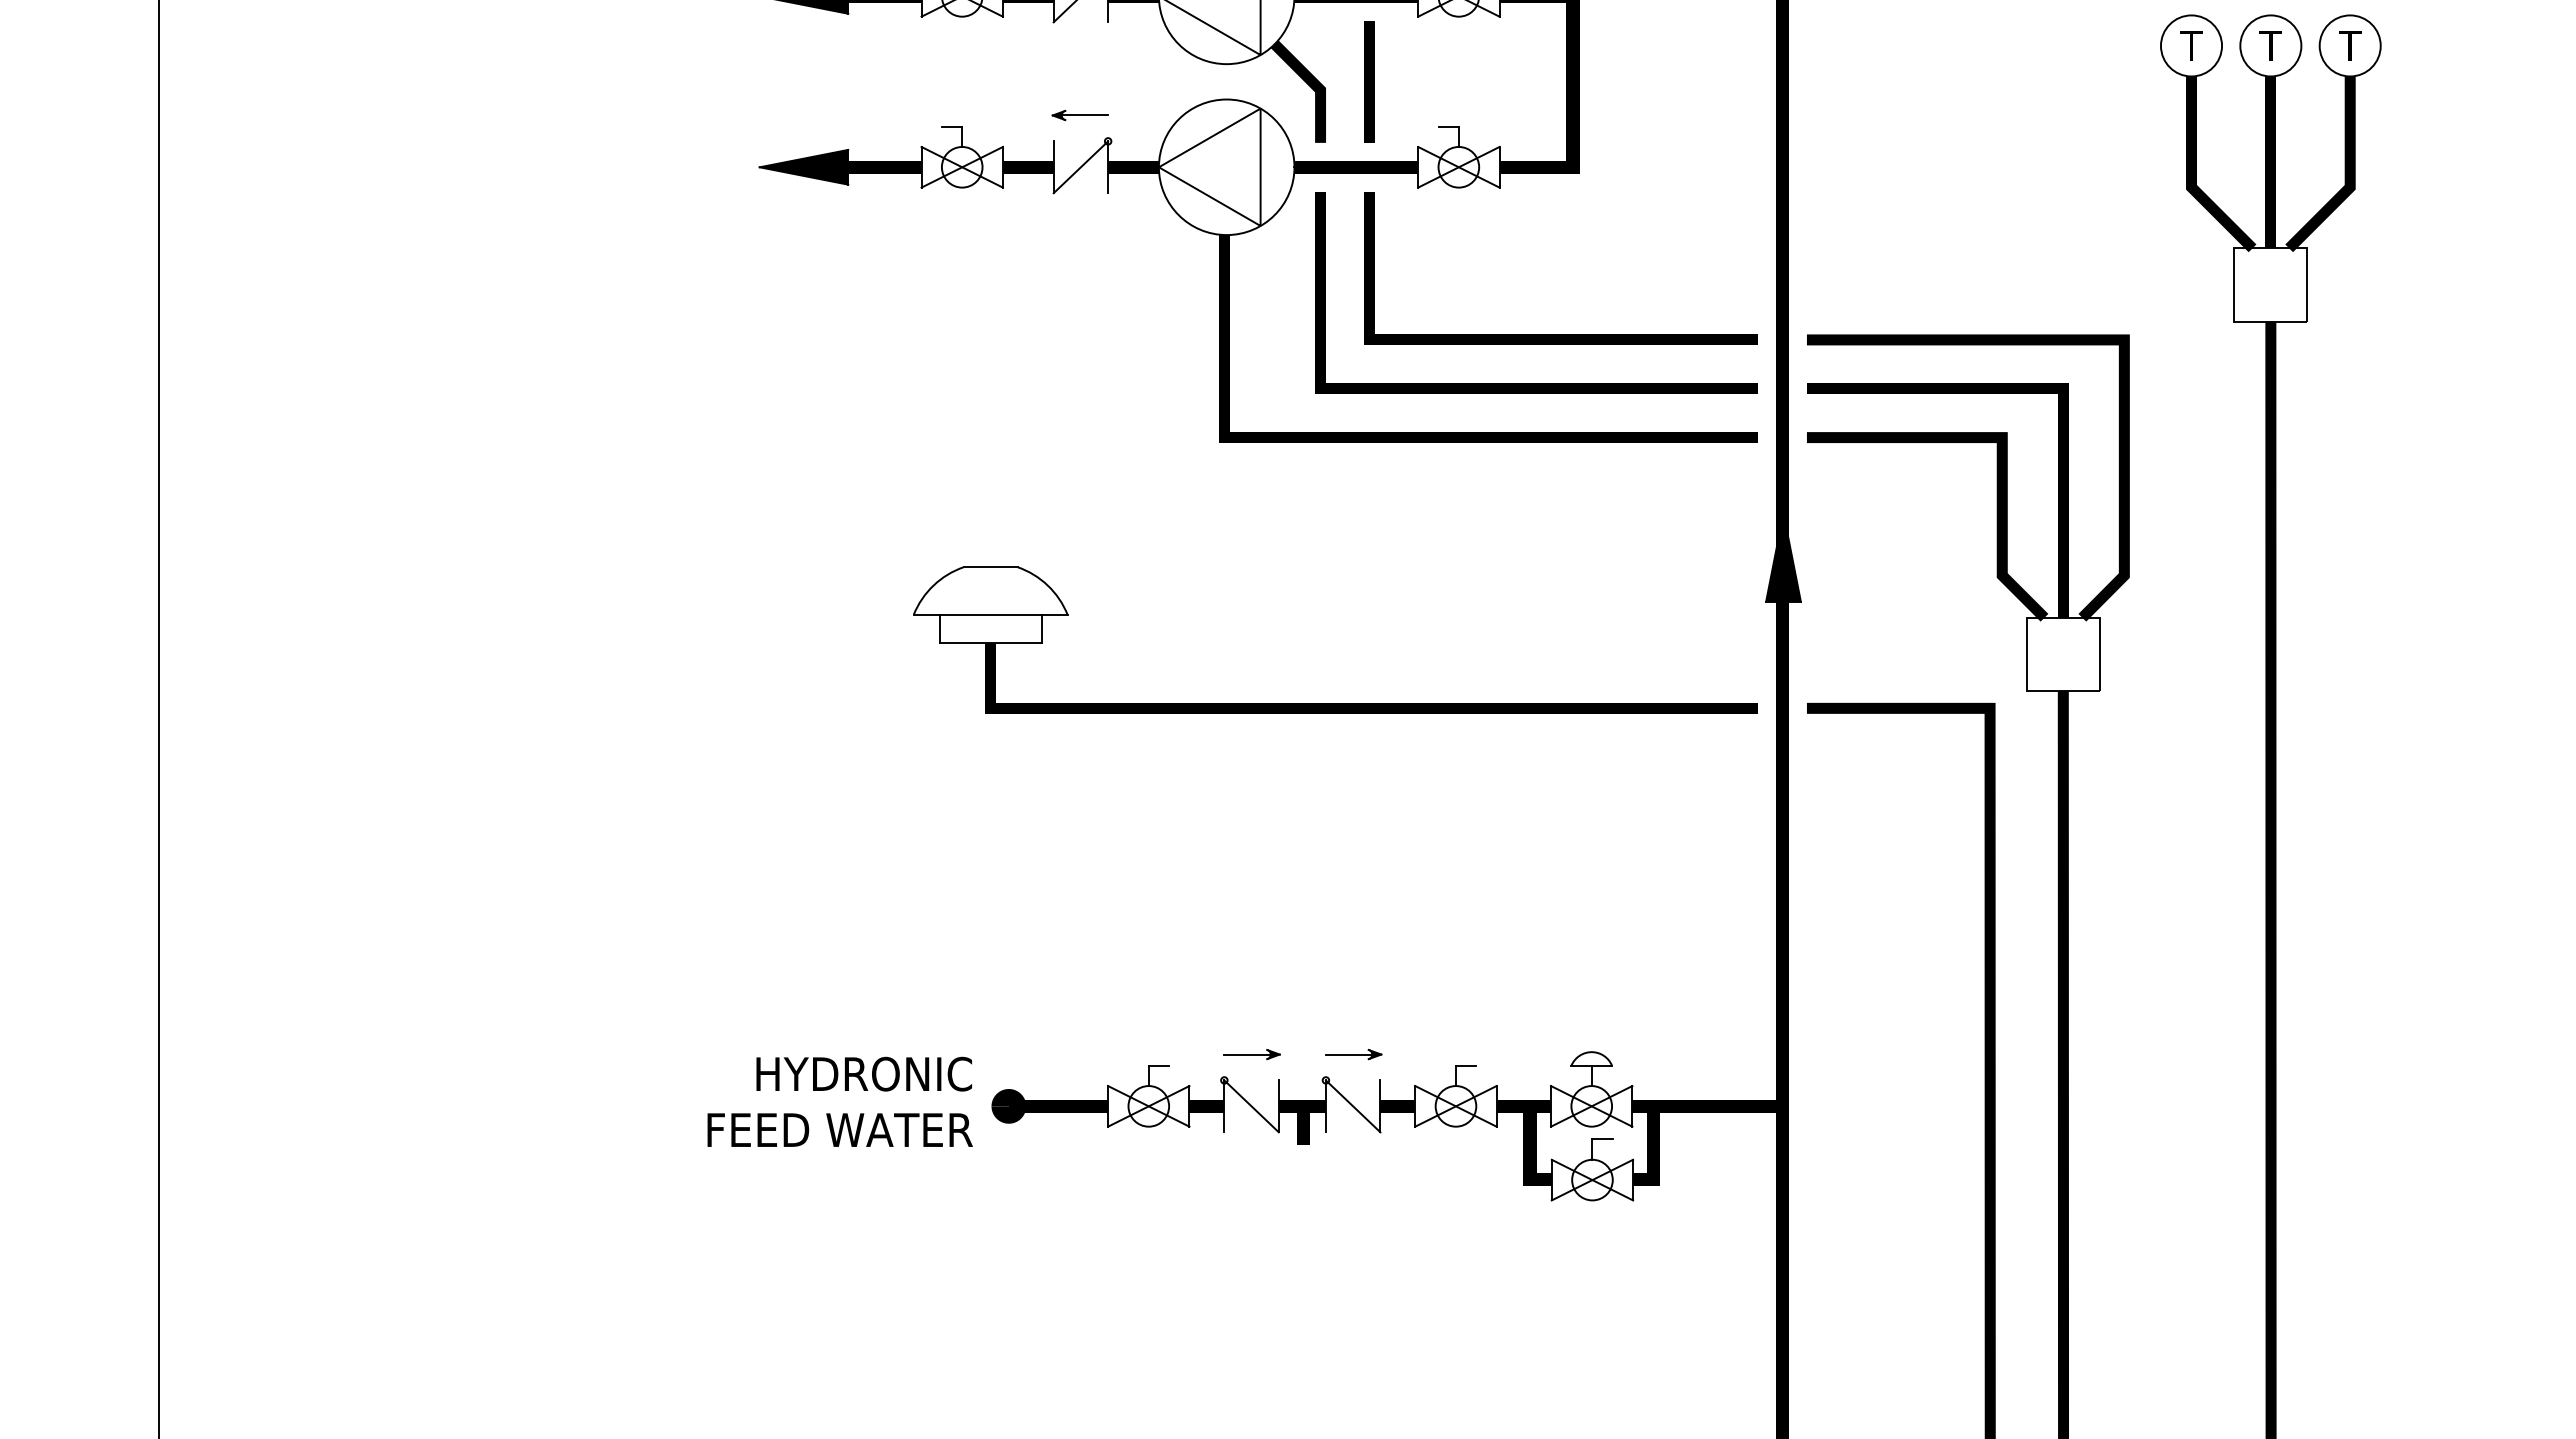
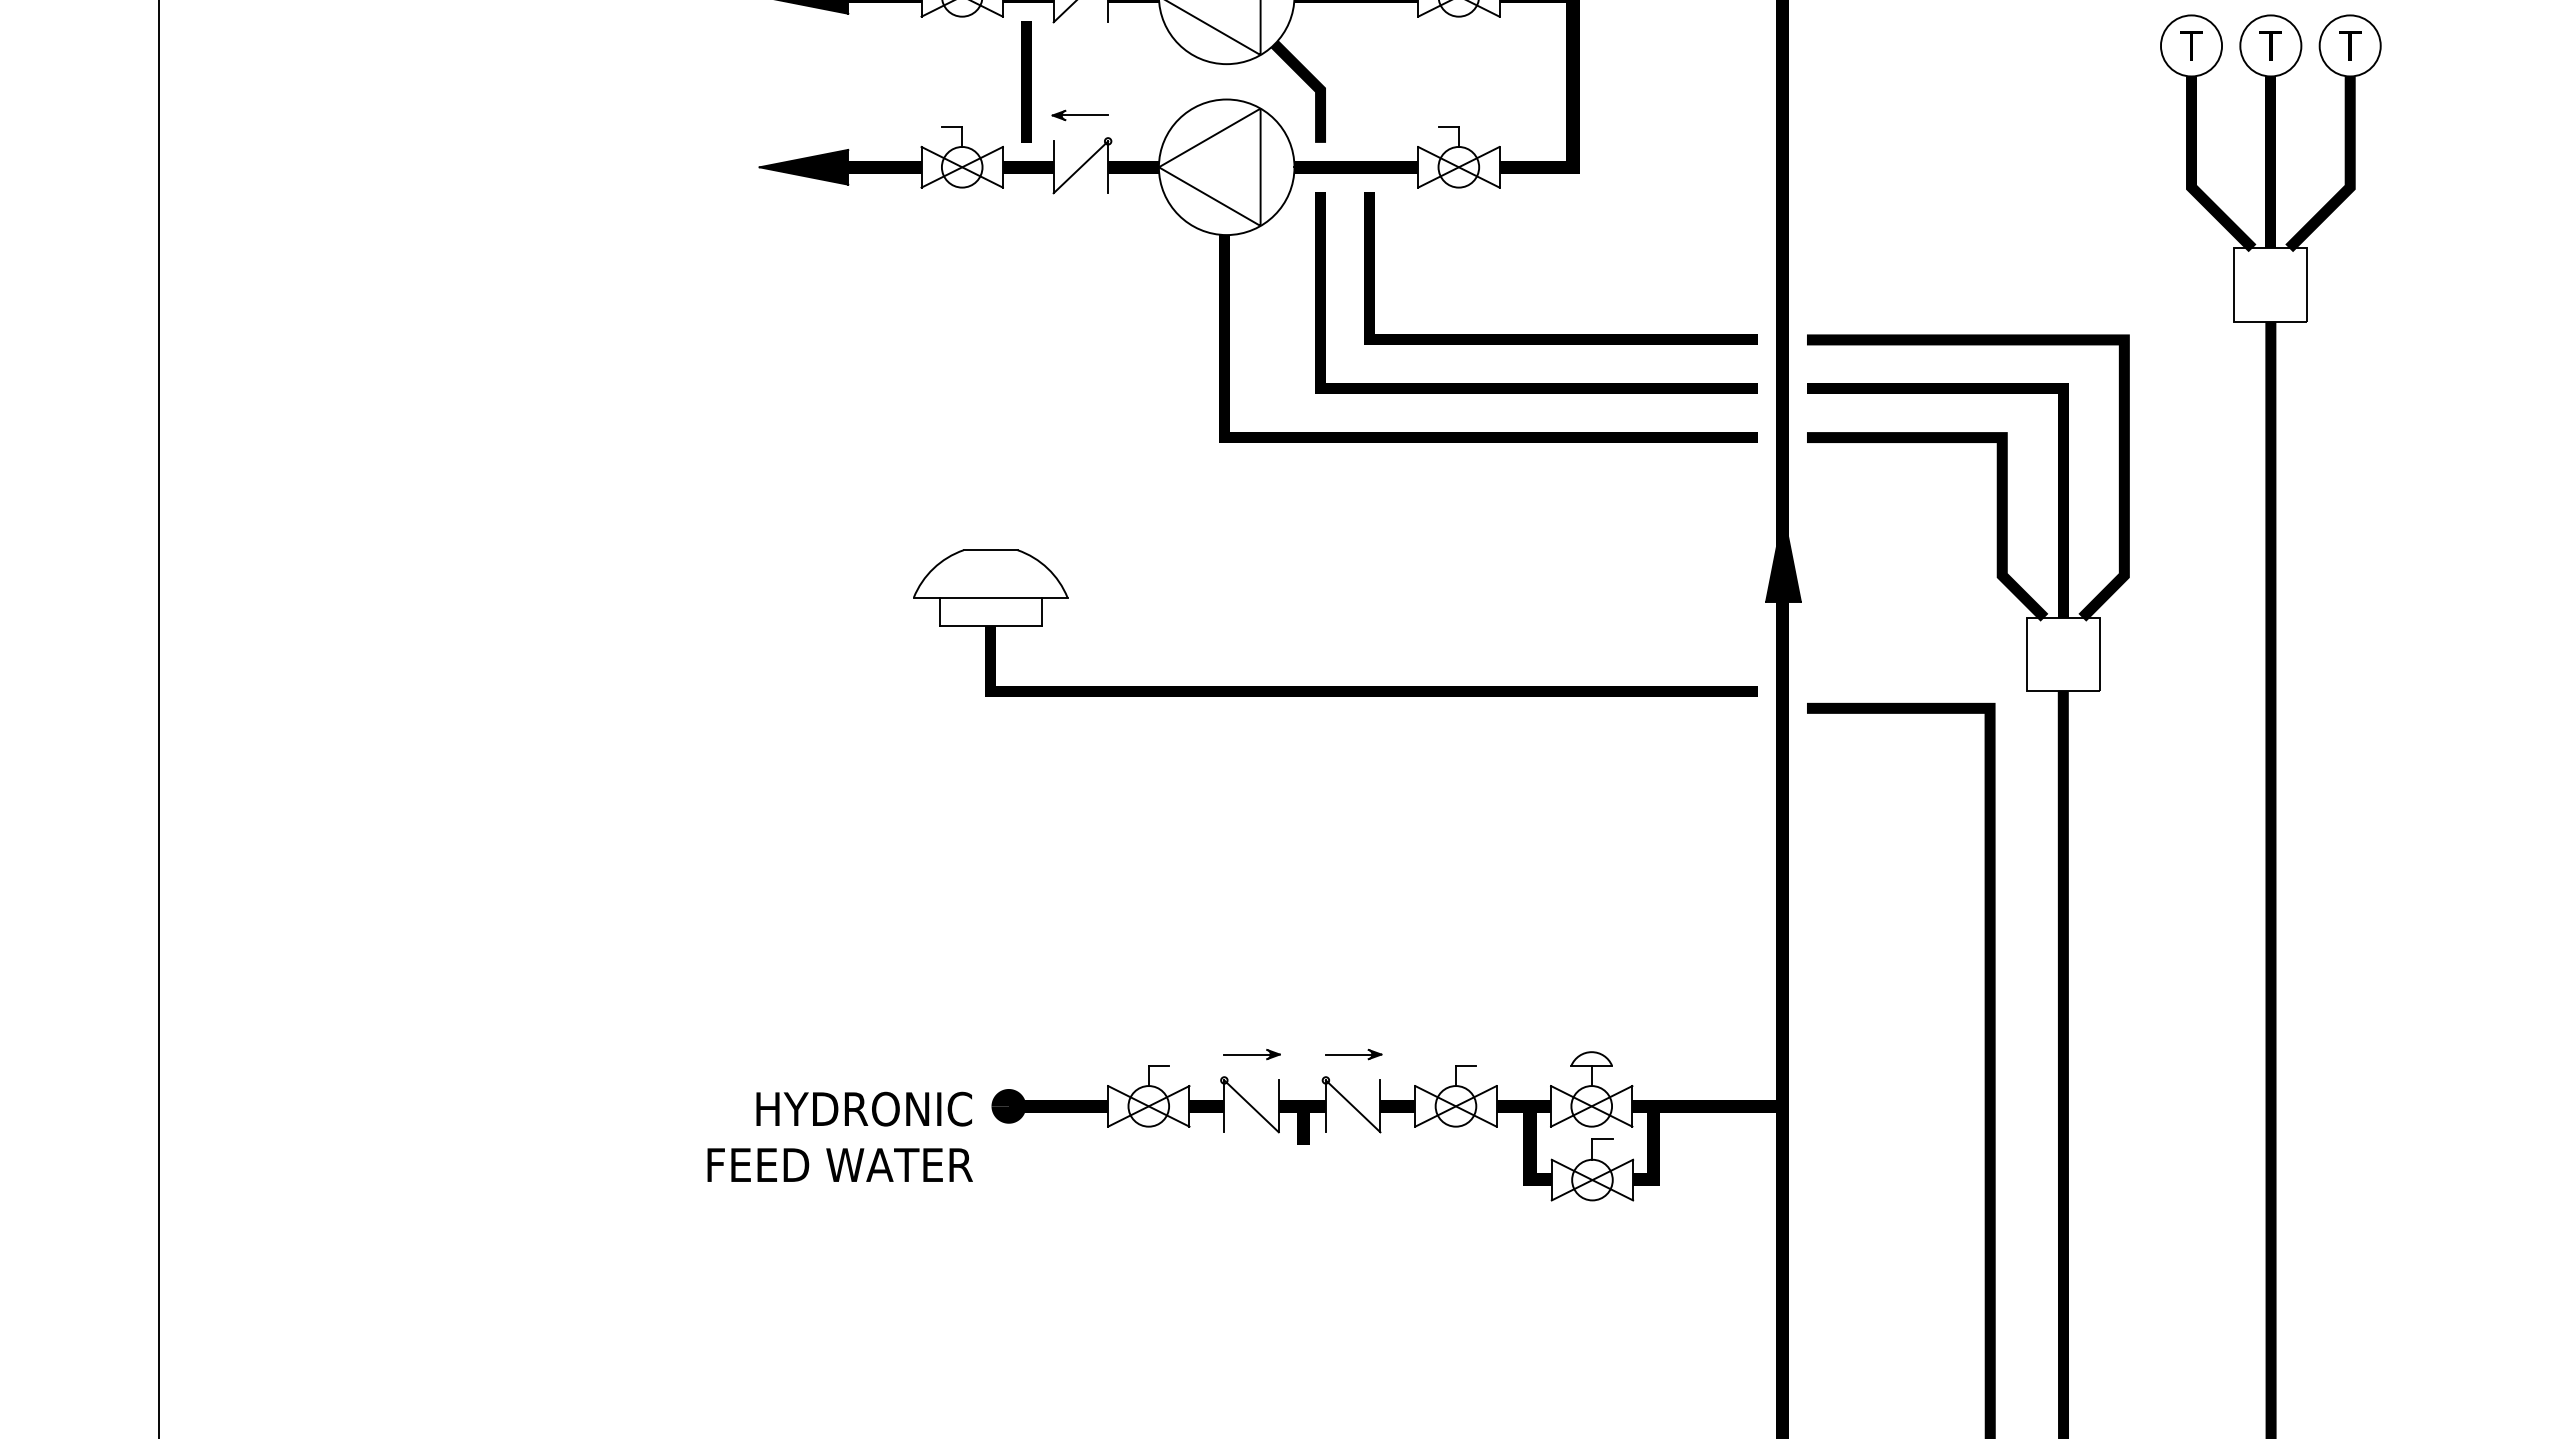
line position: (1369, 81) -> (1026, 81) (1026, 81)
part position: (1335, 703) -> (1335, 686) (1335, 686)
text position: (839, 1101) -> (839, 1136) (839, 1136)
